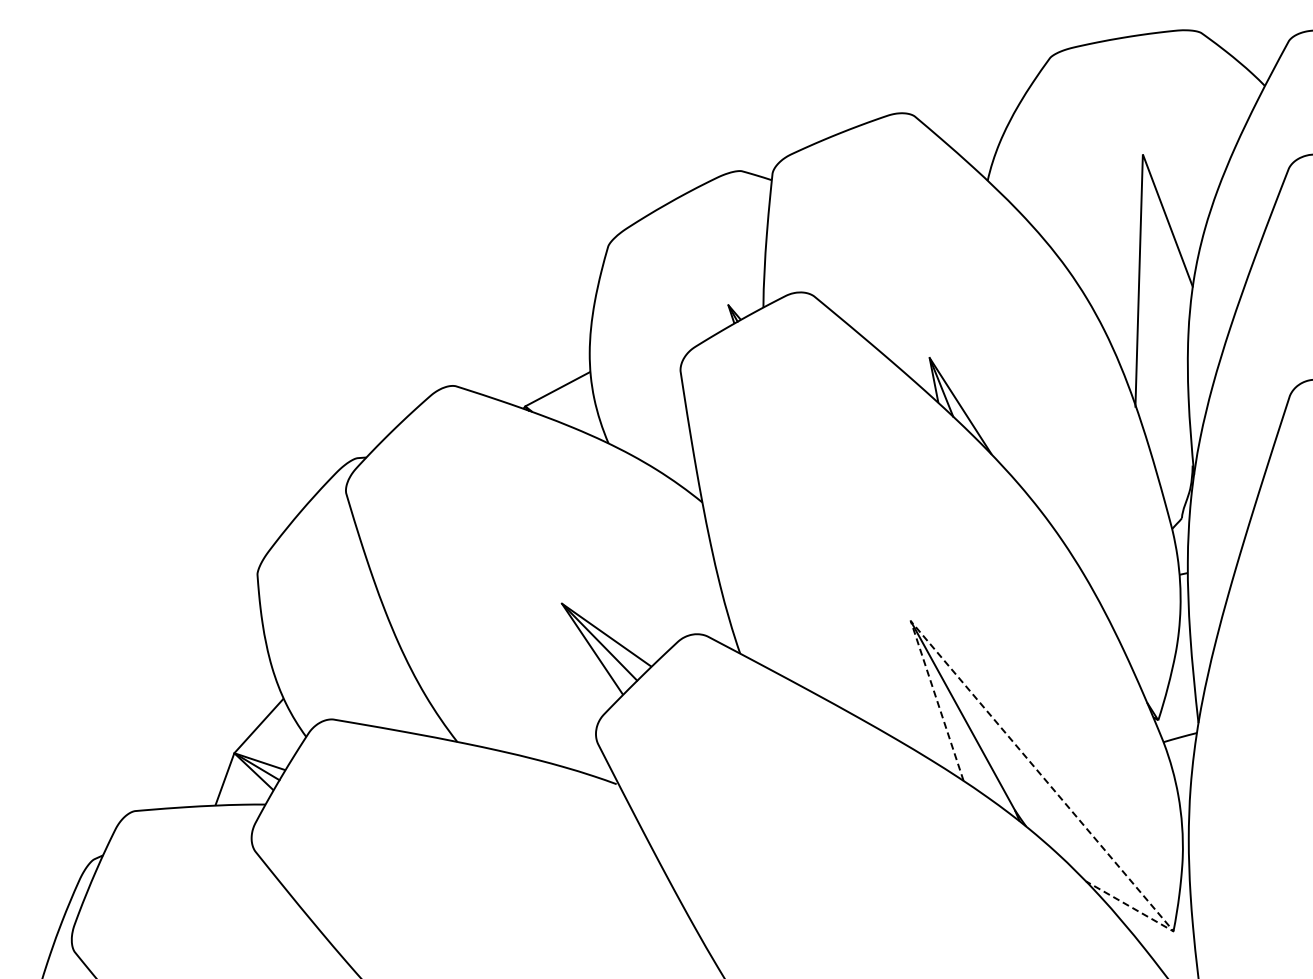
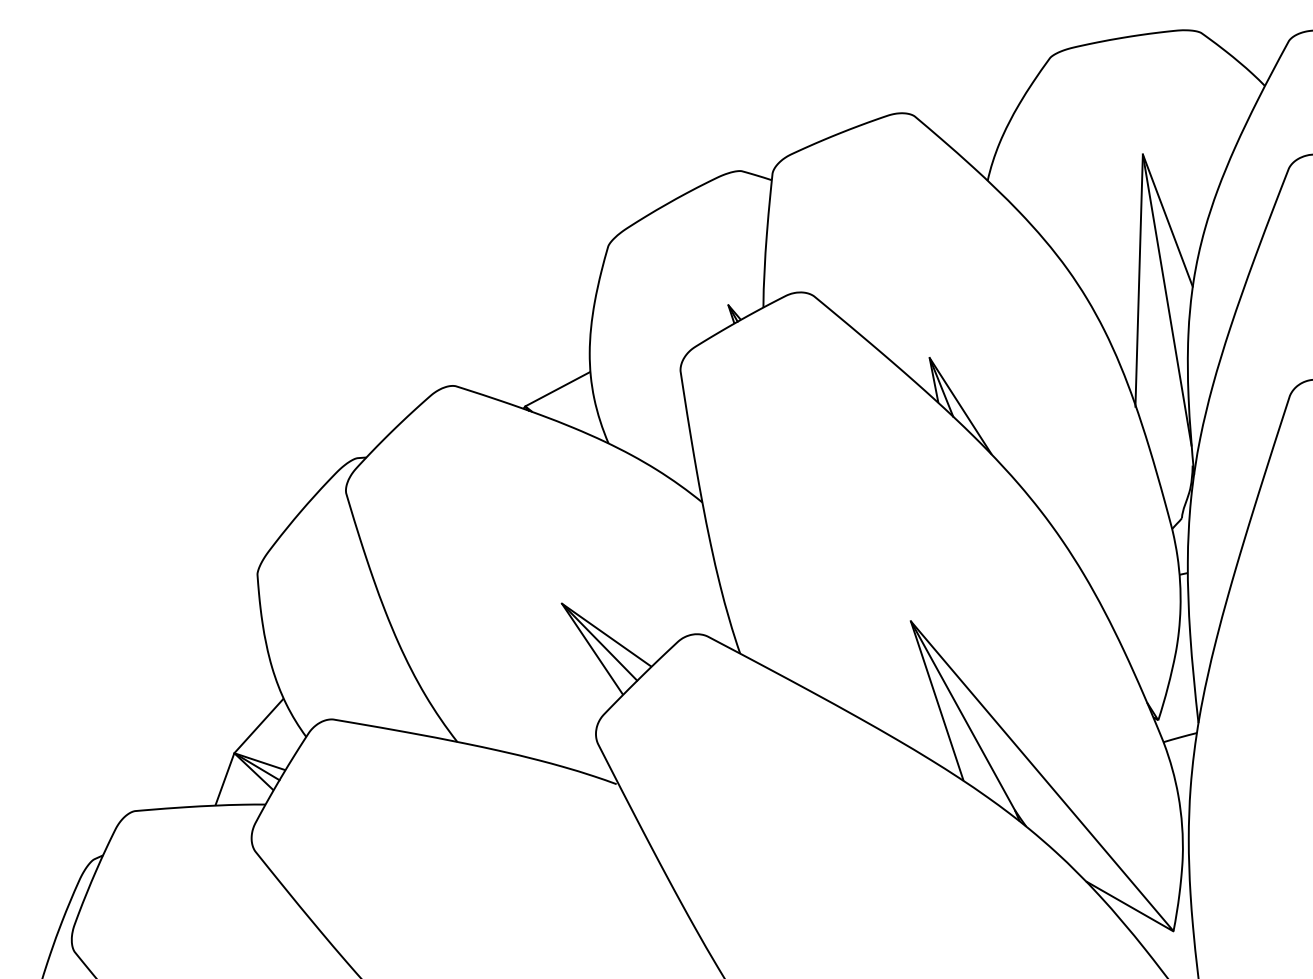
line: none -> present (1166, 299)
line: dashed -> solid (1020, 750)
